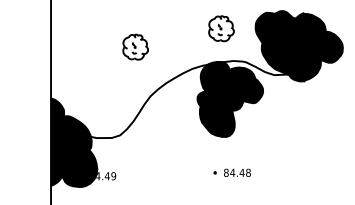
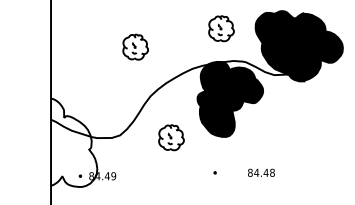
part: none -> present (171, 137)
fill: present -> none (74, 142)
text position: (237, 172) -> (261, 172) (261, 172)
